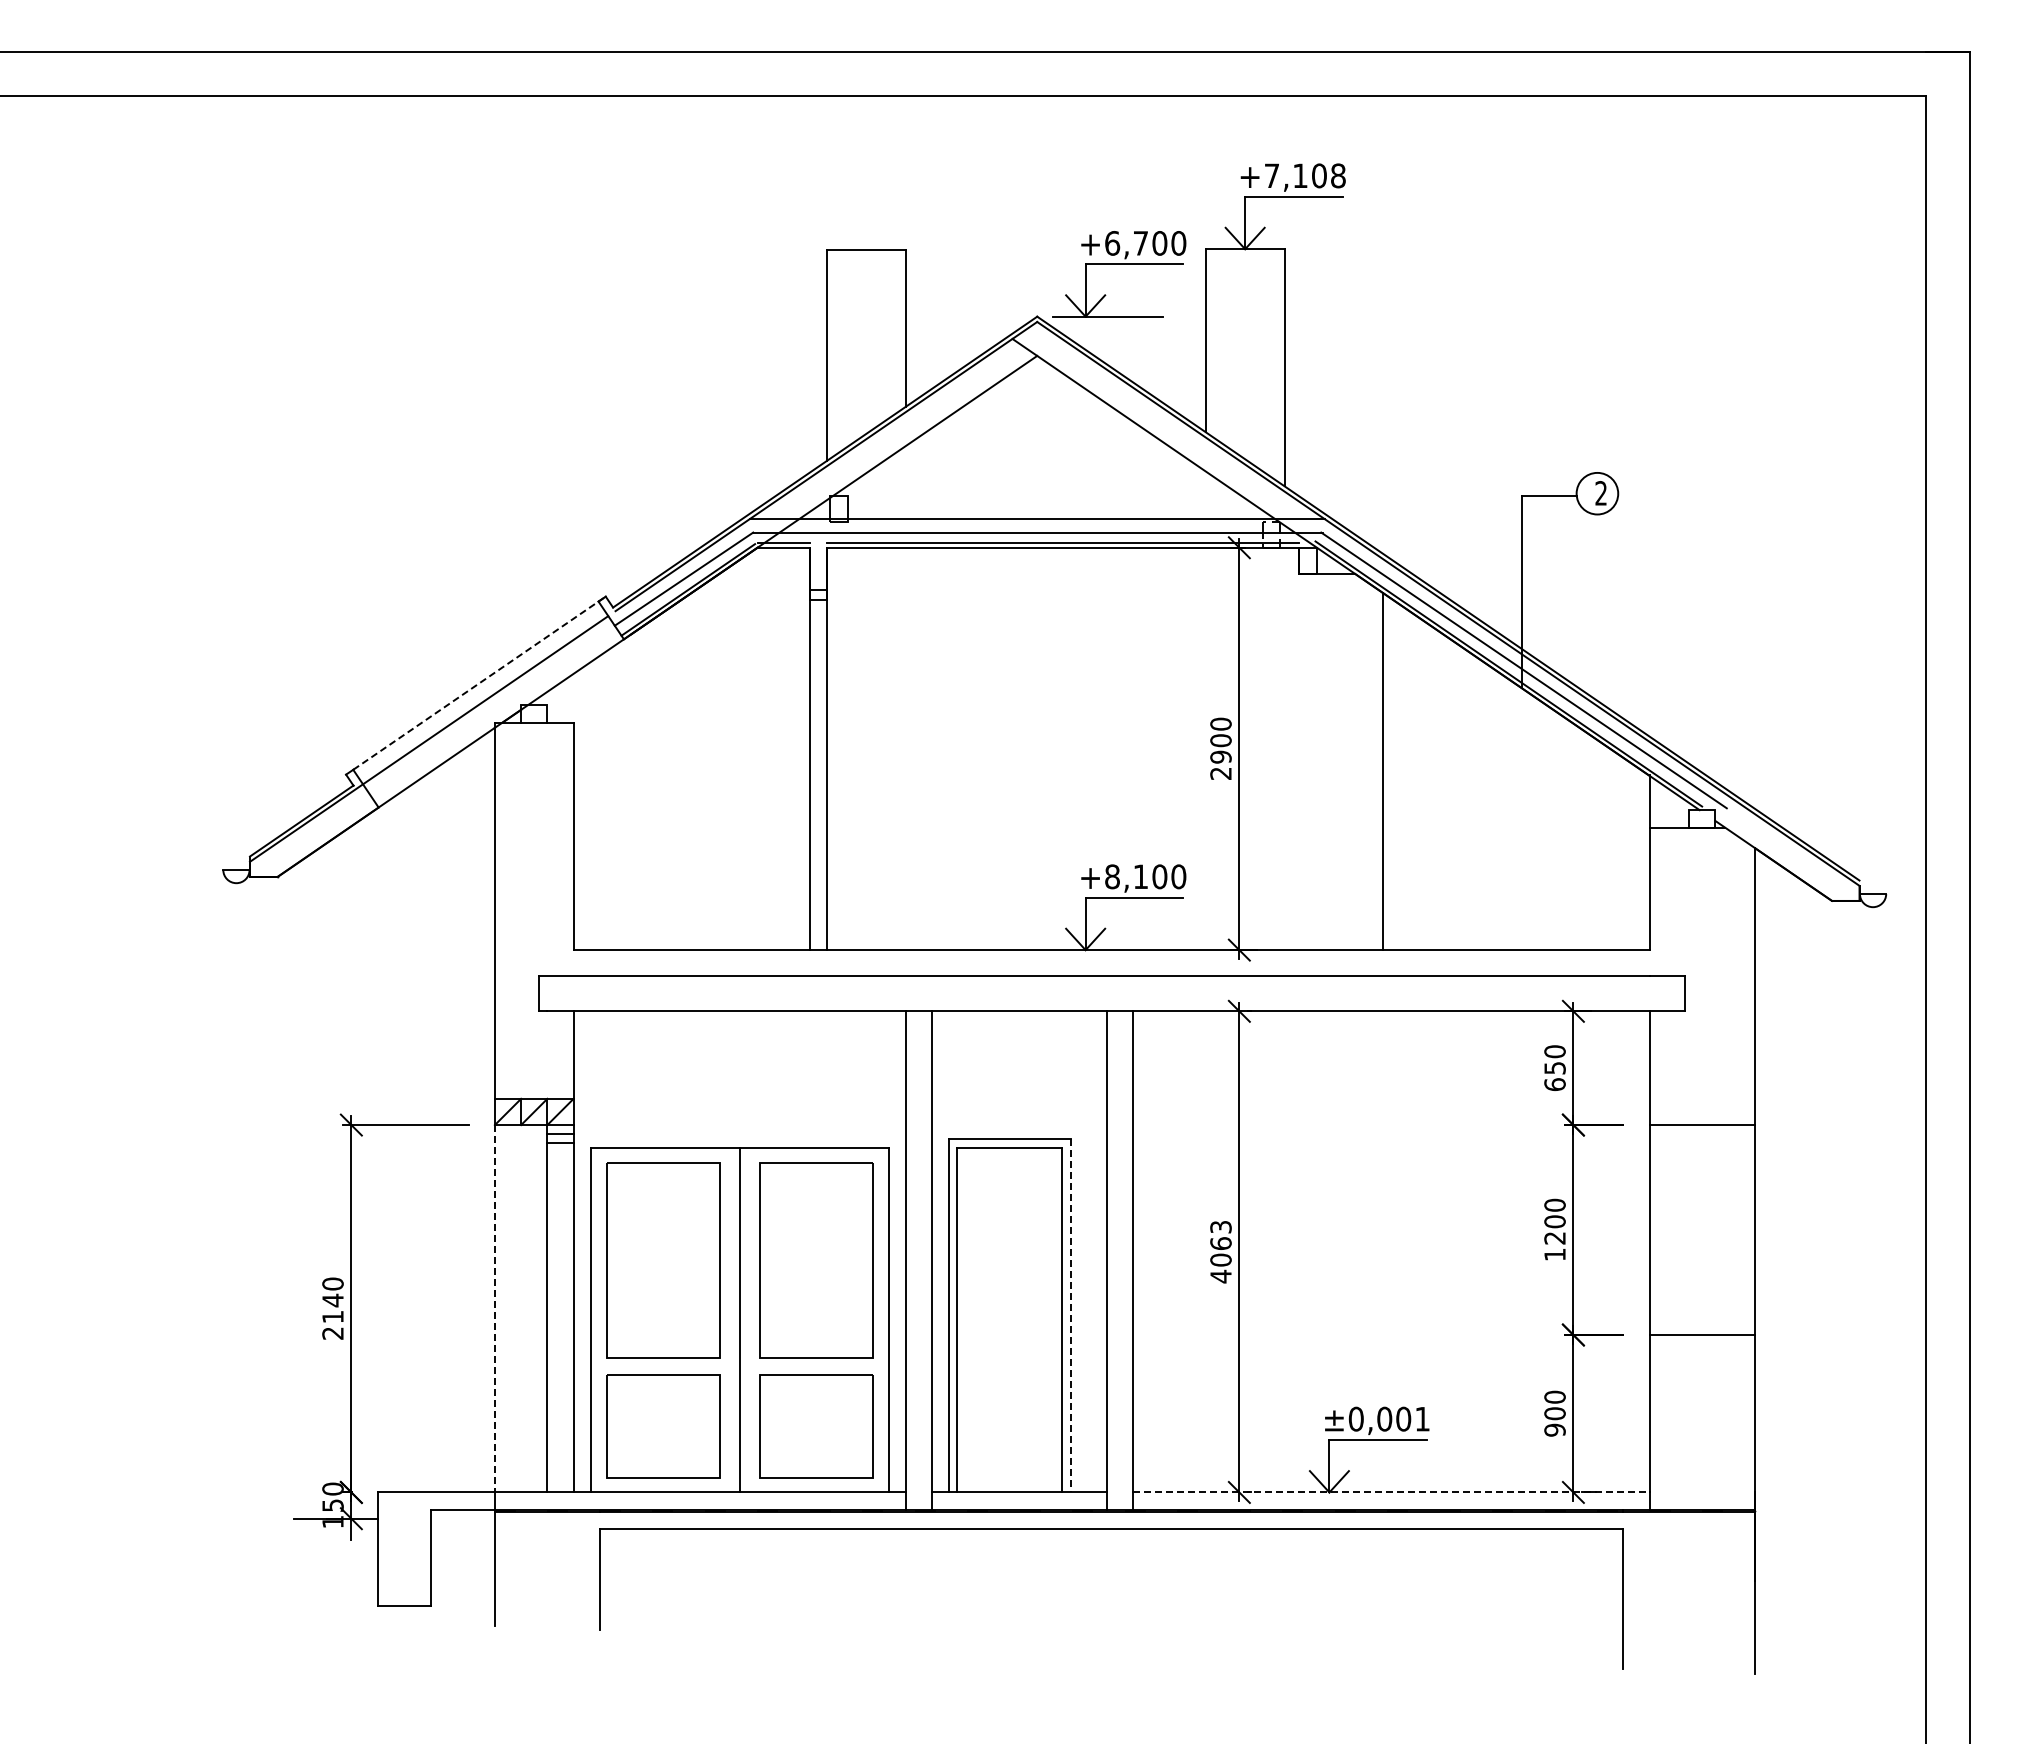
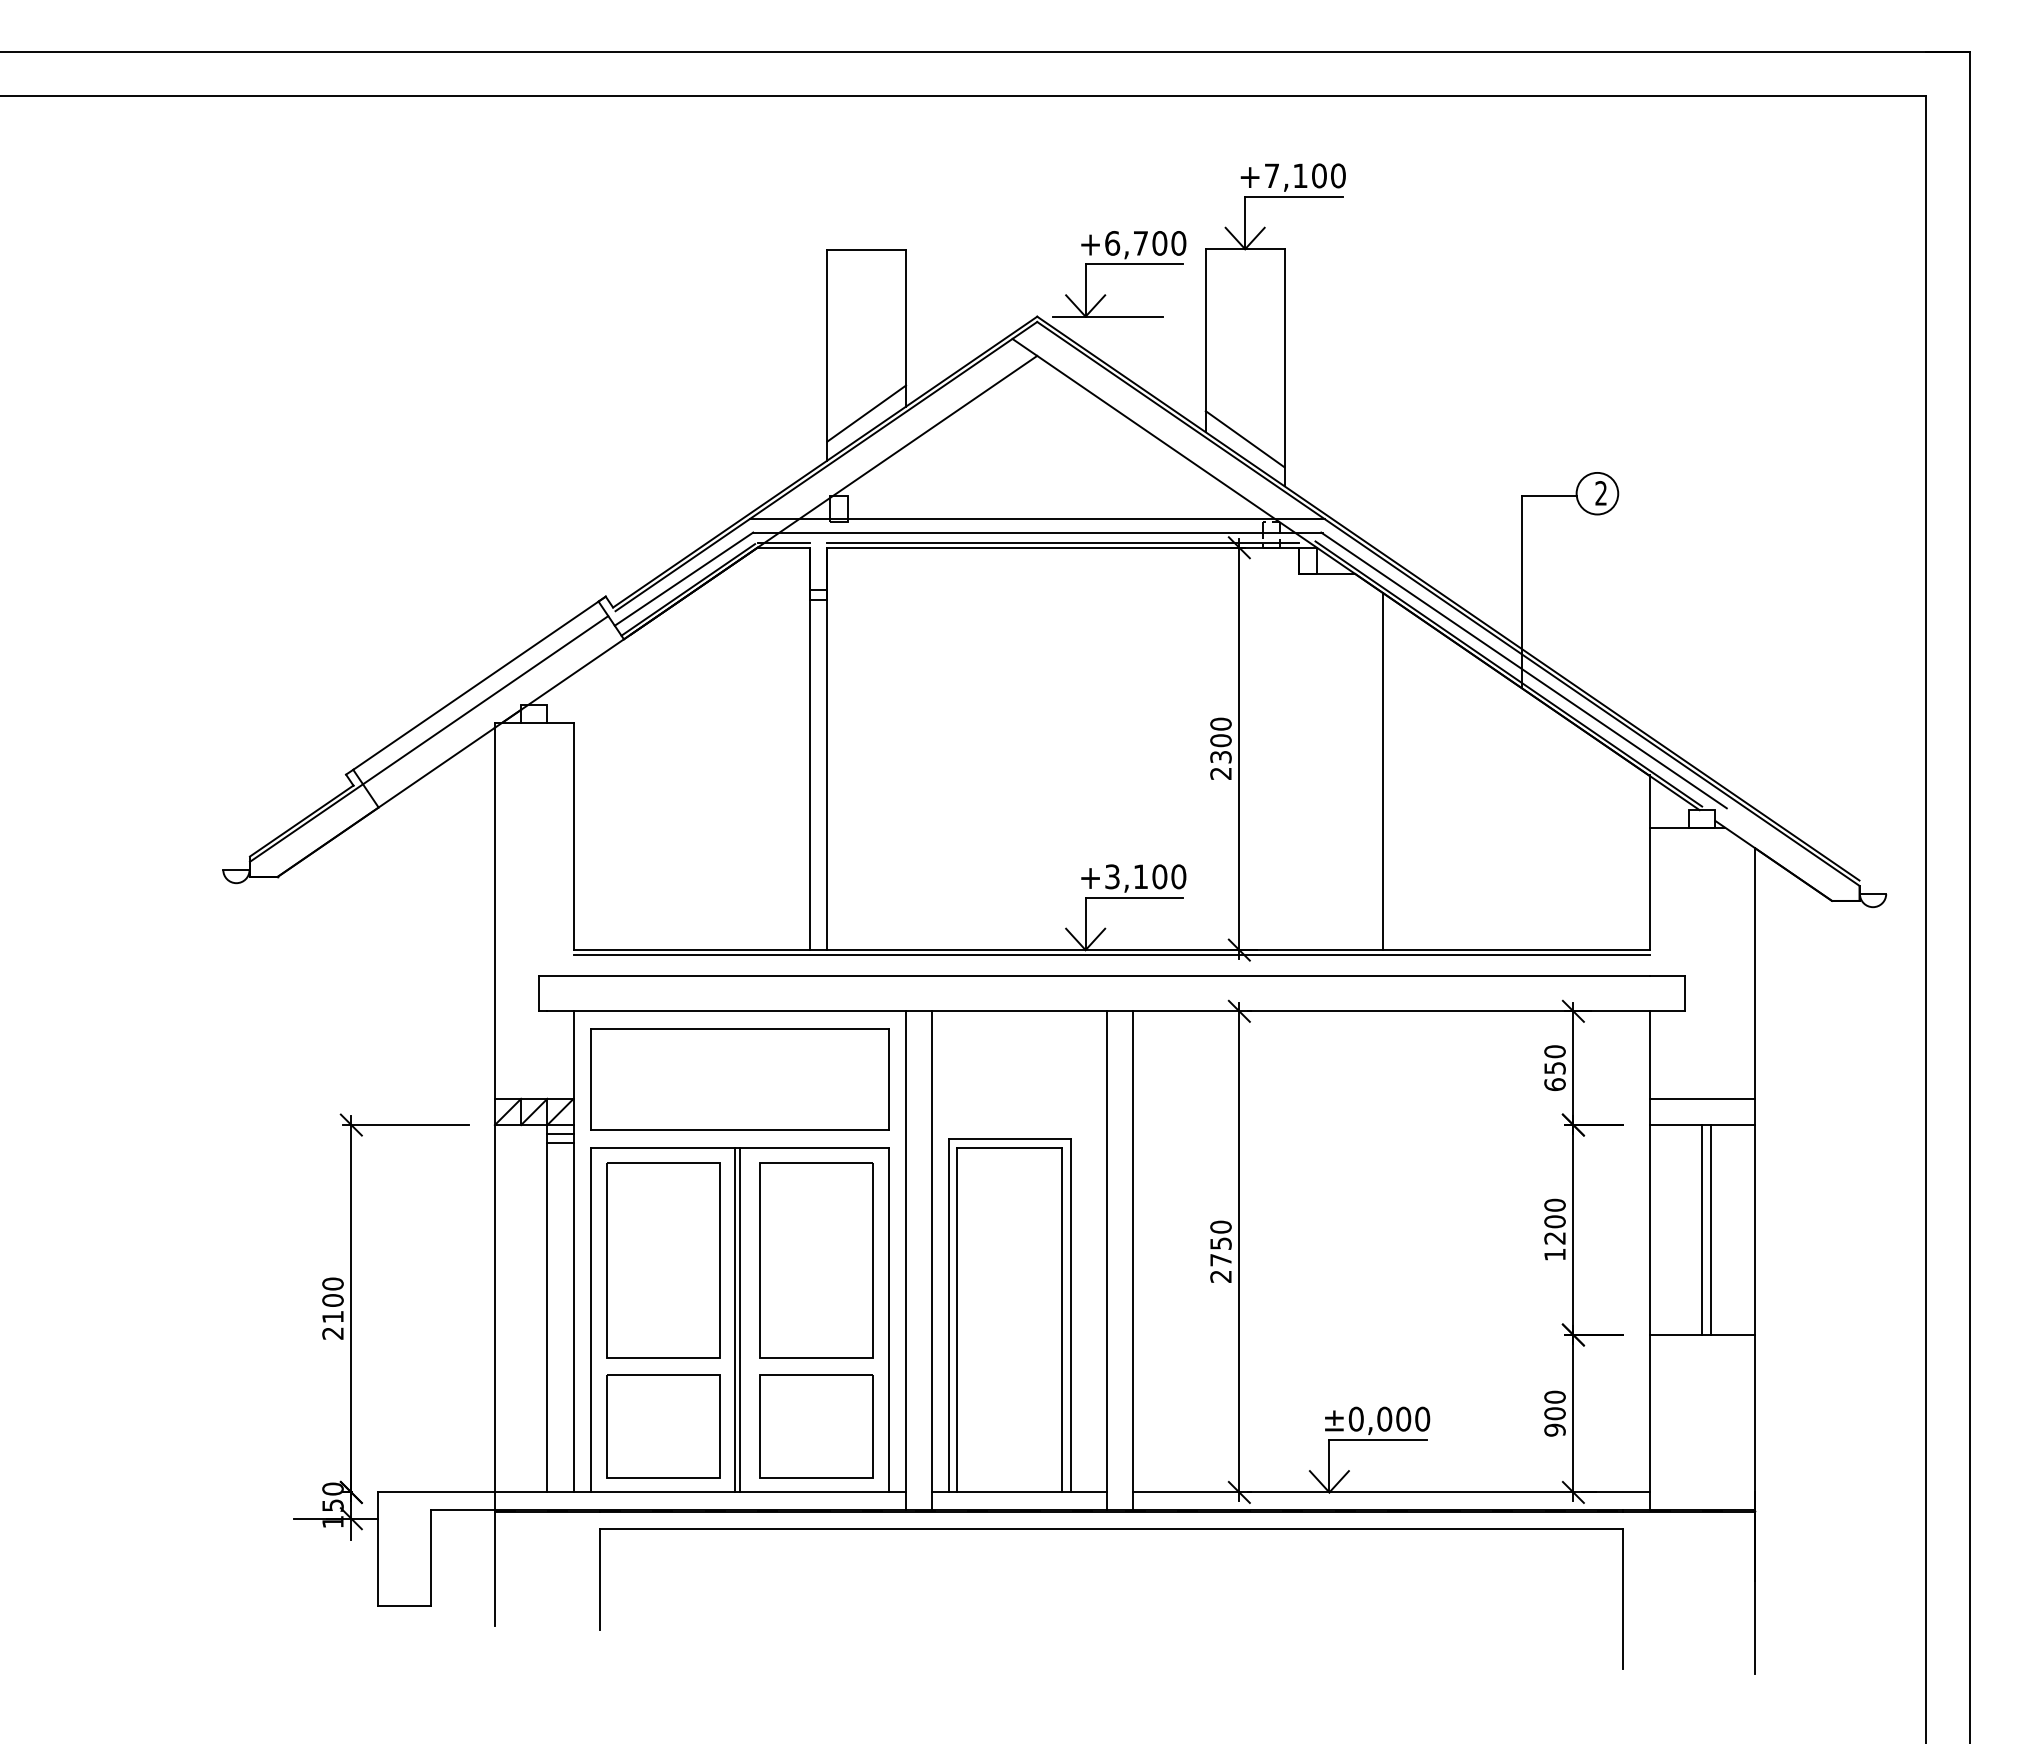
text: +7,108 -> +7,100 (1338, 175)
line: none -> present (866, 413)
line: none -> present (1244, 439)
line: dashed -> solid (479, 682)
text: 2900 -> 2300 (1220, 756)
text: +8,100 -> +3,100 (1112, 876)
line: none -> present (1111, 954)
part: none -> present (739, 1079)
line: none -> present (1701, 1098)
line: none -> present (1702, 1230)
line: none -> present (1710, 1230)
text: 4063 -> 2750 (1220, 1251)
text: 2140 -> 2100 (332, 1300)
line: dashed -> solid (494, 1308)
line: dashed -> solid (1070, 1315)
line: none -> present (735, 1319)
text: ±0,001 -> ±0,000 (1422, 1418)
line: dashed -> solid (1392, 1492)
